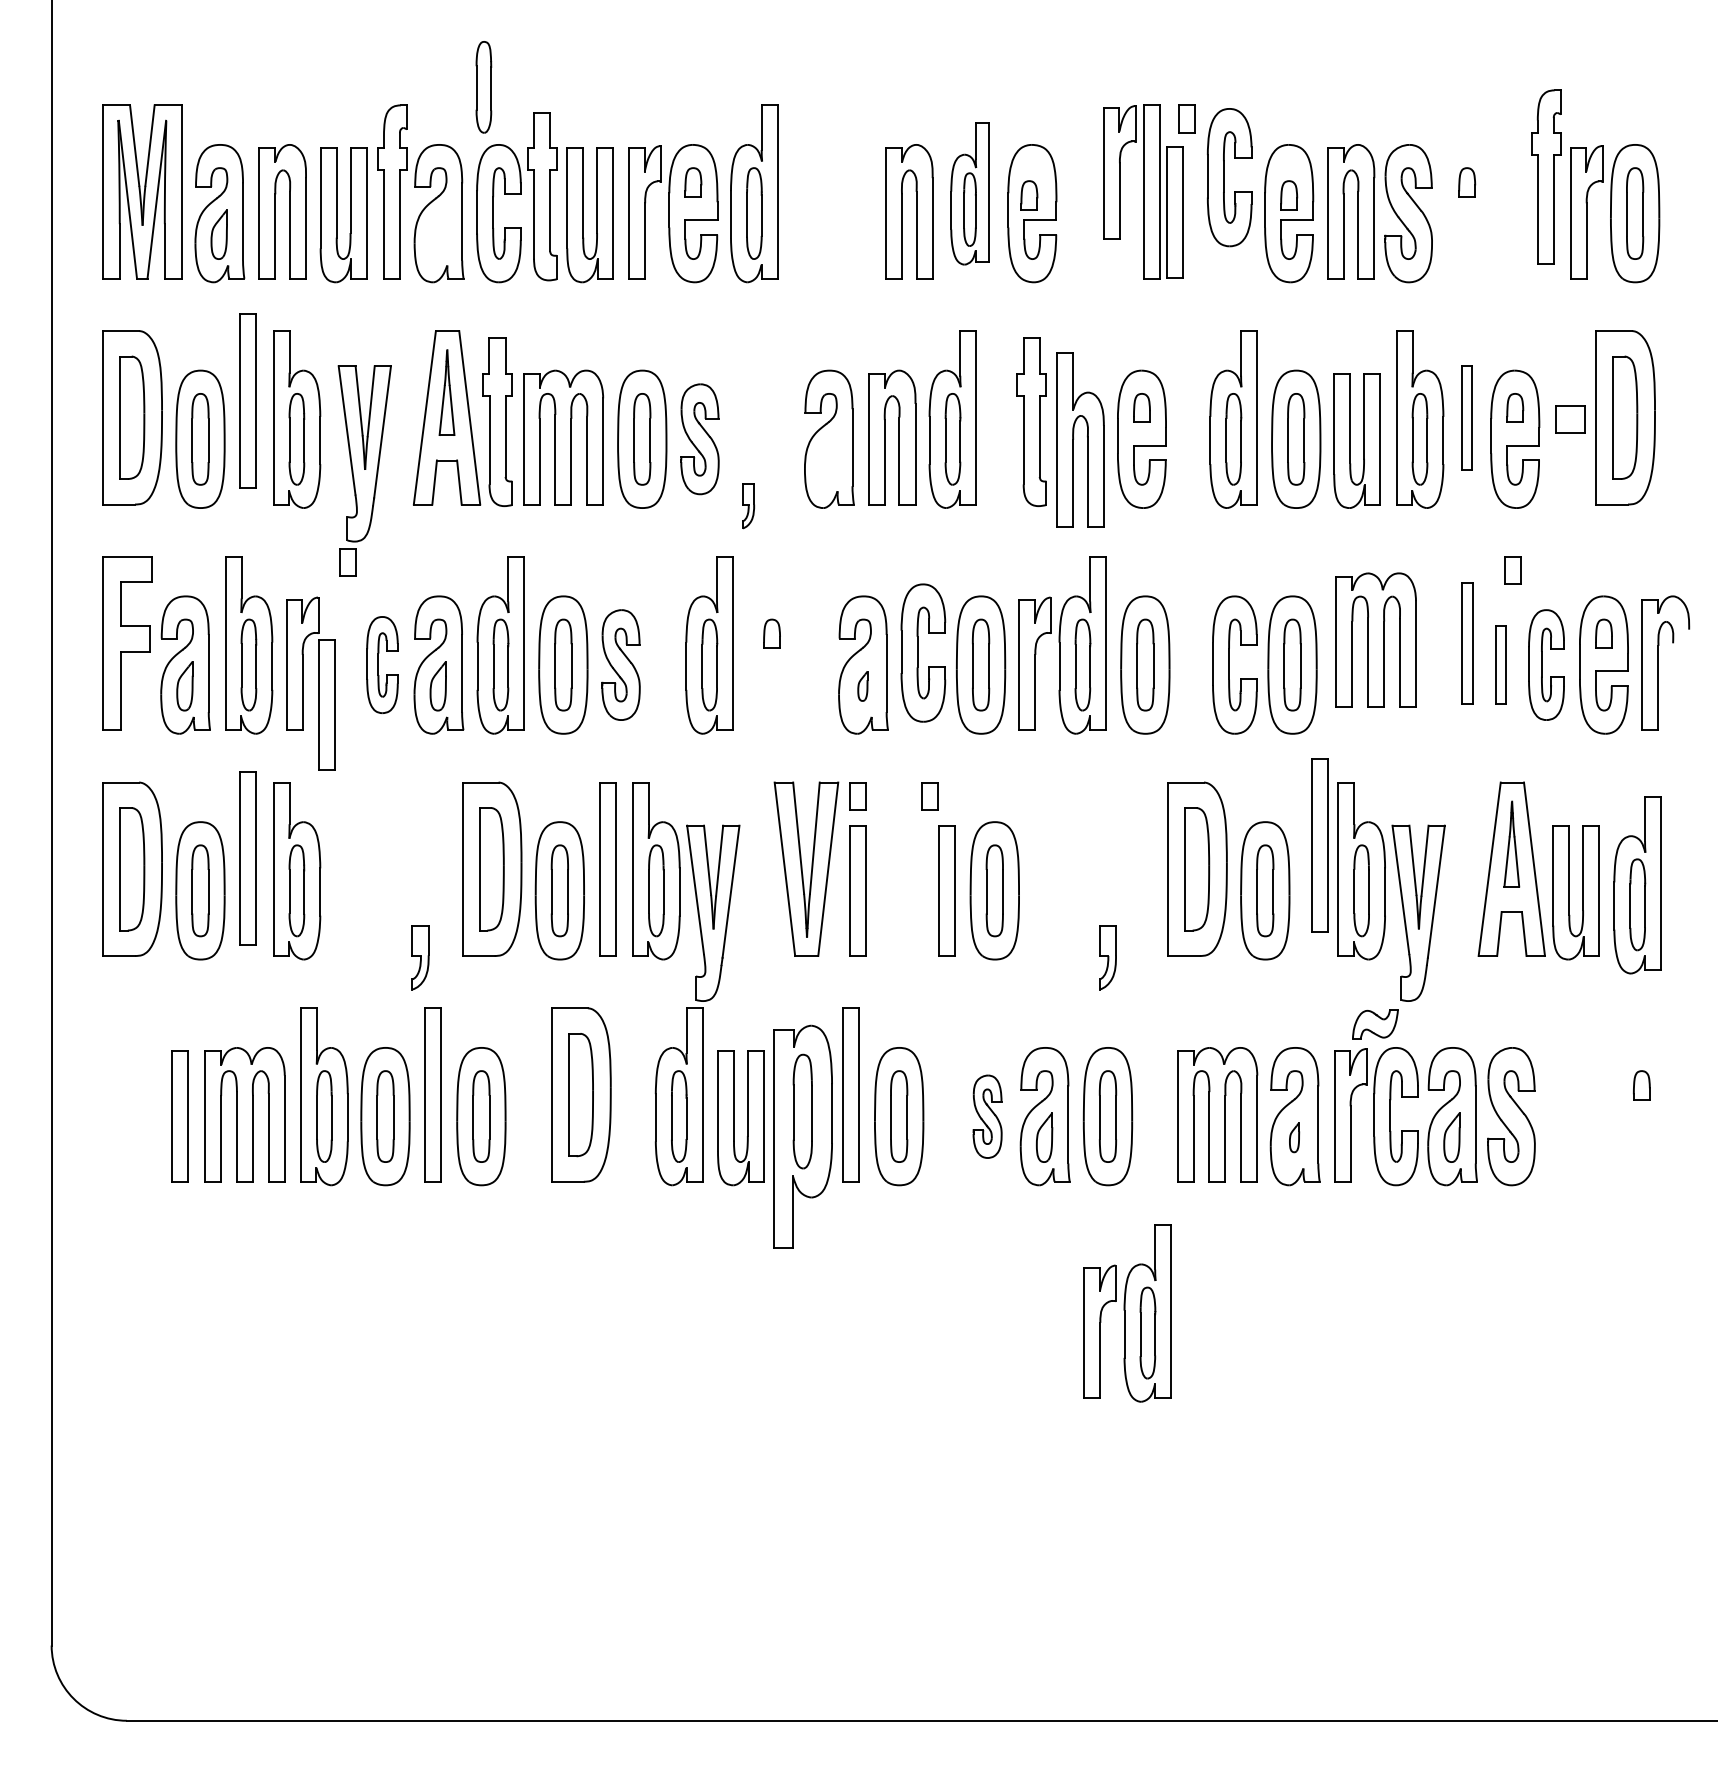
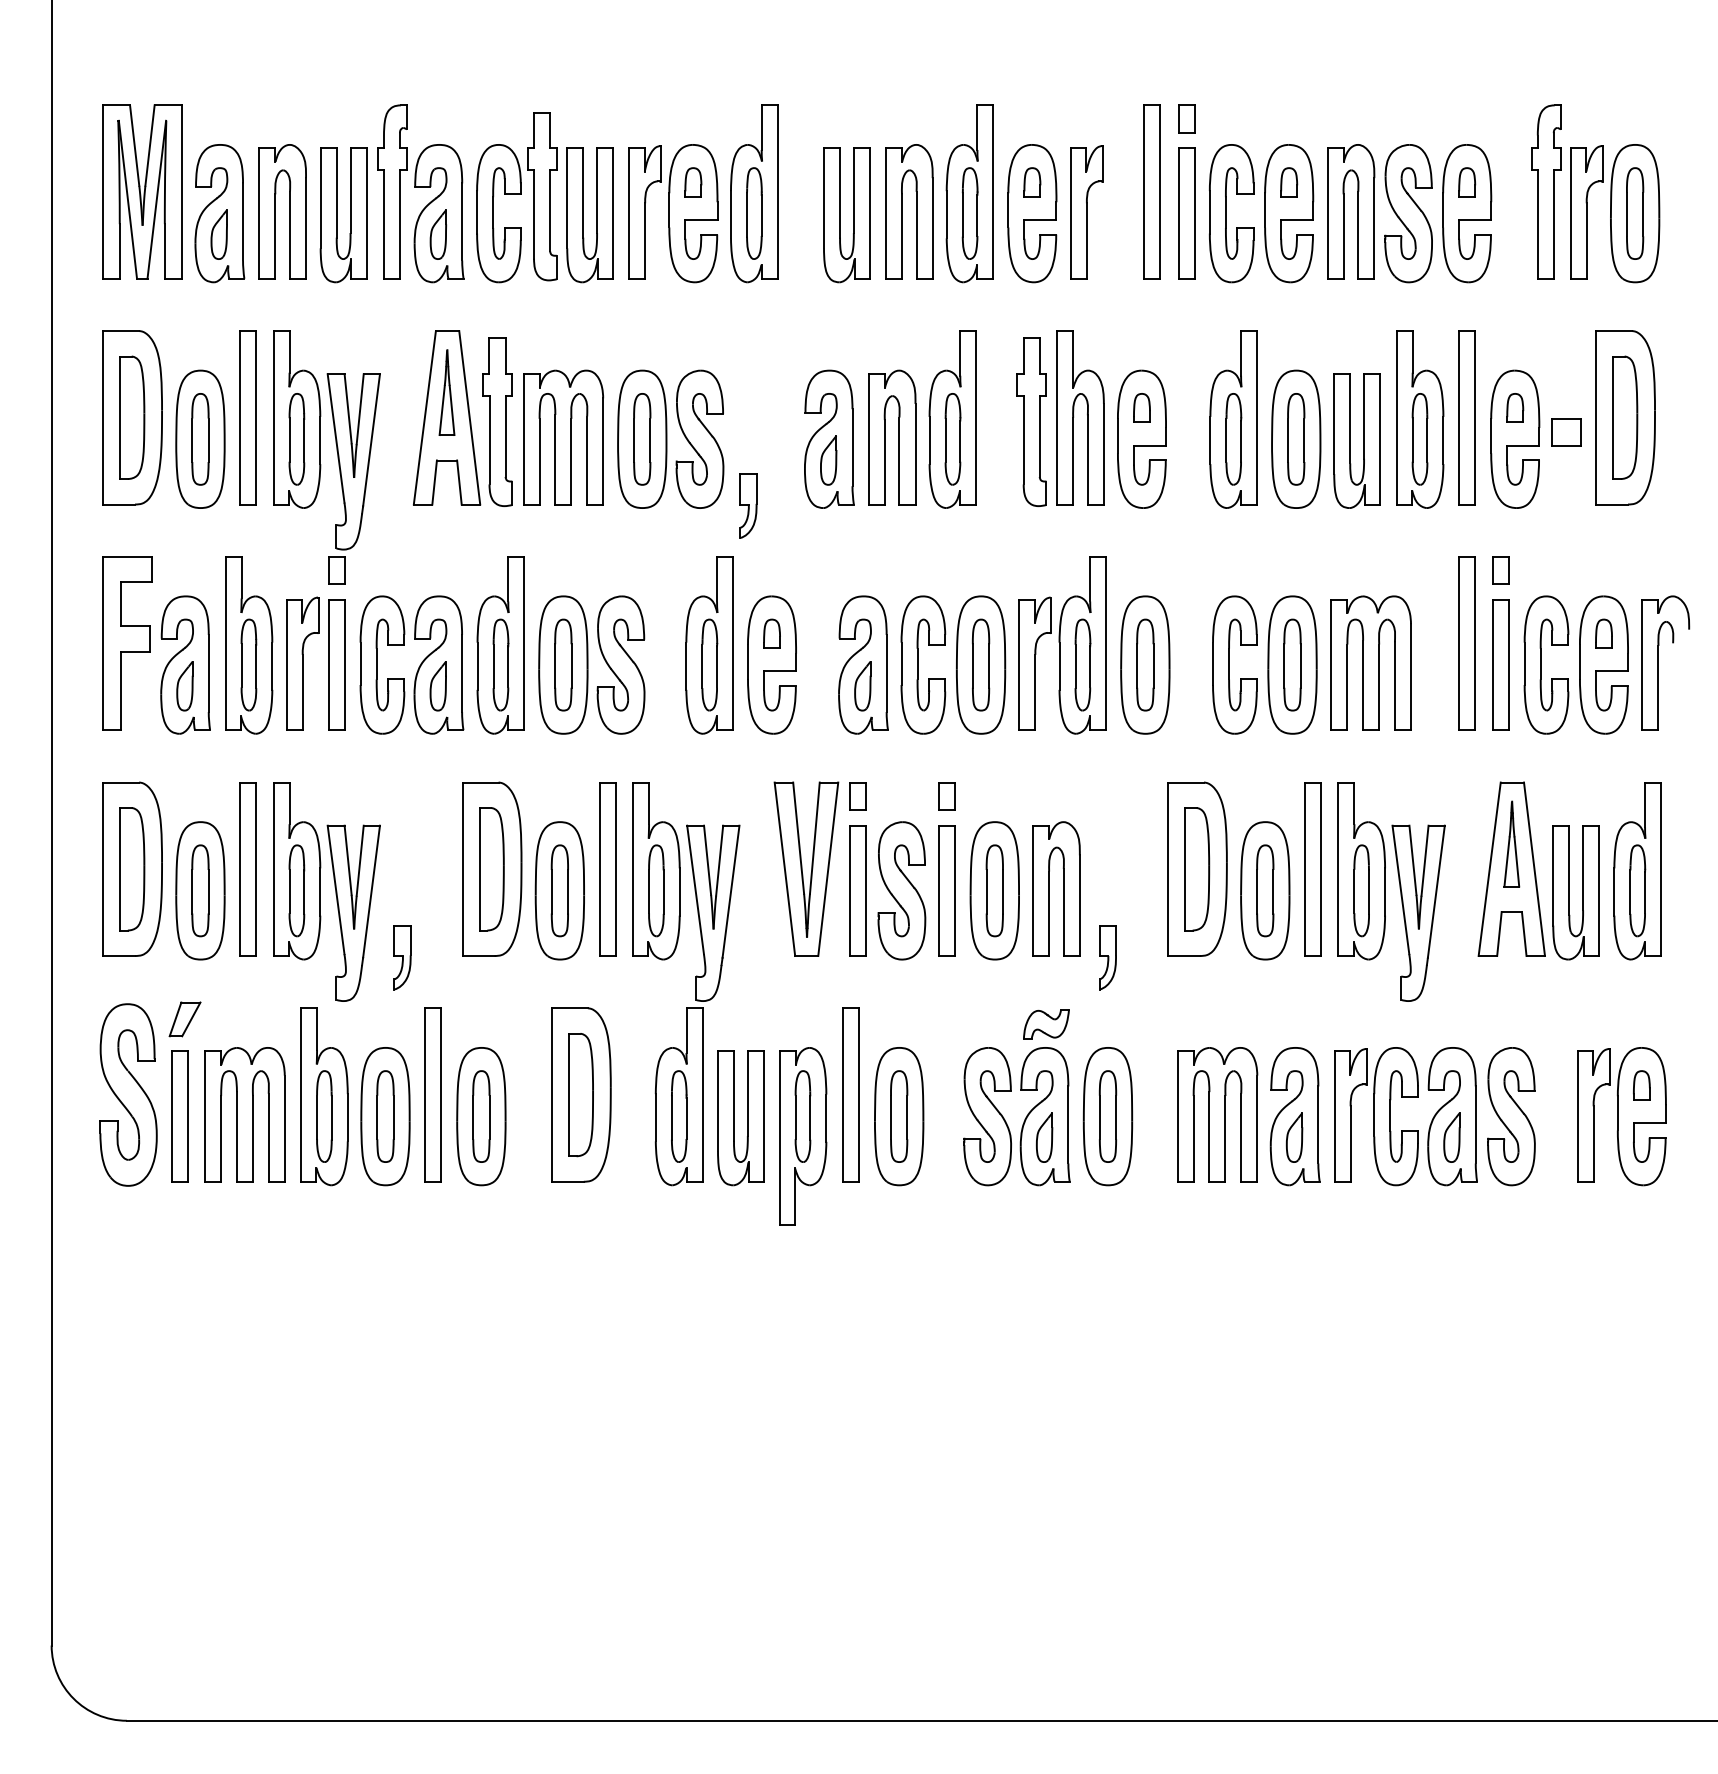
part: present -> none (483, 87)
part position: (1119, 172) -> (1086, 212) (1086, 212)
part position: (1546, 176) -> (1546, 191) (1546, 191)
part position: (1229, 177) -> (1231, 213) (1231, 213)
part size: 40x144 px -> 49x180 px (969, 193)
part position: (1029, 195) -> (1032, 182) (1032, 182)
part position: (1289, 195) -> (1289, 182) (1289, 182)
part position: (1174, 212) -> (1186, 213) (1186, 213)
part: none -> present (1467, 213)
part: none -> present (846, 215)
part: none -> present (437, 234)
part position: (247, 400) -> (247, 417) (247, 417)
part size: 12x106 px -> 18x176 px (1466, 417)
part position: (1570, 419) -> (1566, 432) (1566, 432)
part size: 40x113 px -> 50x140 px (699, 438)
part position: (1080, 439) -> (1080, 417) (1080, 417)
part: none -> present (828, 460)
part position: (364, 470) -> (353, 478) (353, 478)
part size: 13x47 px -> 19x66 px (748, 505)
part position: (1512, 570) -> (1500, 570) (1500, 570)
part position: (1375, 639) -> (1370, 662) (1370, 662)
part size: 13x123 px -> 18x175 px (1466, 643)
part position: (923, 652) -> (923, 664) (923, 664)
part size: 33x98 px -> 47x140 px (382, 664)
part size: 40x112 px -> 50x140 px (620, 664)
part: none -> present (771, 664)
part size: 12x80 px -> 18x132 px (1500, 664)
part size: 37x112 px -> 47x140 px (1546, 664)
part size: 12x31 px -> 18x51 px (862, 686)
part position: (326, 704) -> (336, 664) (336, 664)
part position: (929, 796) -> (946, 796) (946, 796)
part position: (1319, 845) -> (1312, 869) (1312, 869)
part position: (247, 858) -> (247, 869) (247, 869)
part position: (1637, 885) -> (1637, 871) (1637, 871)
part: none -> present (1049, 888)
part: none -> present (901, 890)
part: none -> present (353, 912)
part position: (420, 957) -> (402, 957) (402, 957)
part: none -> present (184, 1019)
part position: (1375, 1024) -> (1046, 1024) (1046, 1024)
part: none -> present (128, 1094)
part size: 31x85 px -> 49x140 px (987, 1116)
part: none -> present (1621, 1116)
part size: 60x225 px -> 49x179 px (803, 1136)
part size: 12x32 px -> 19x51 px (1294, 1137)
part: present -> none (1127, 1313)
